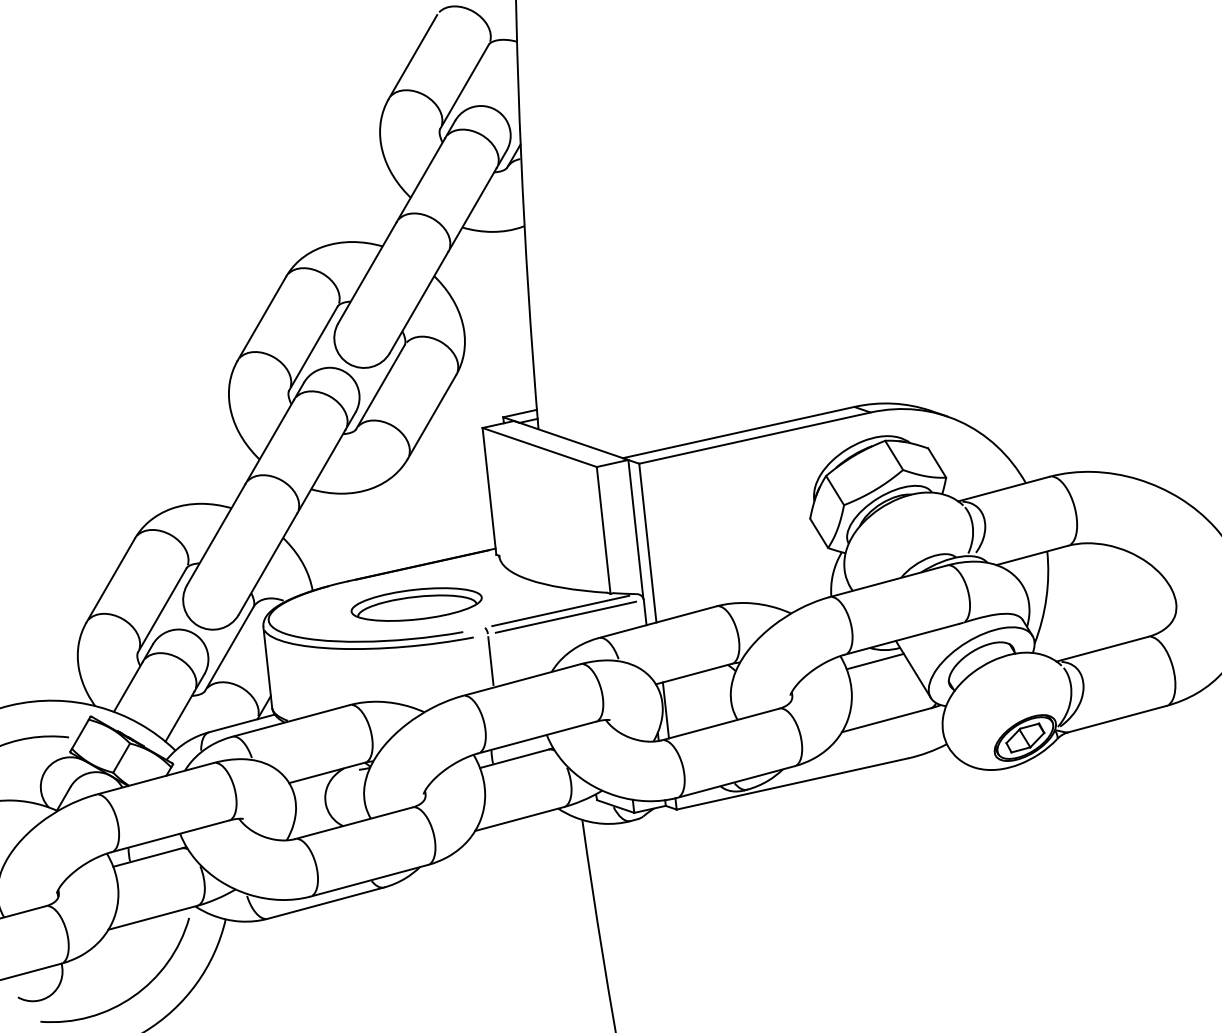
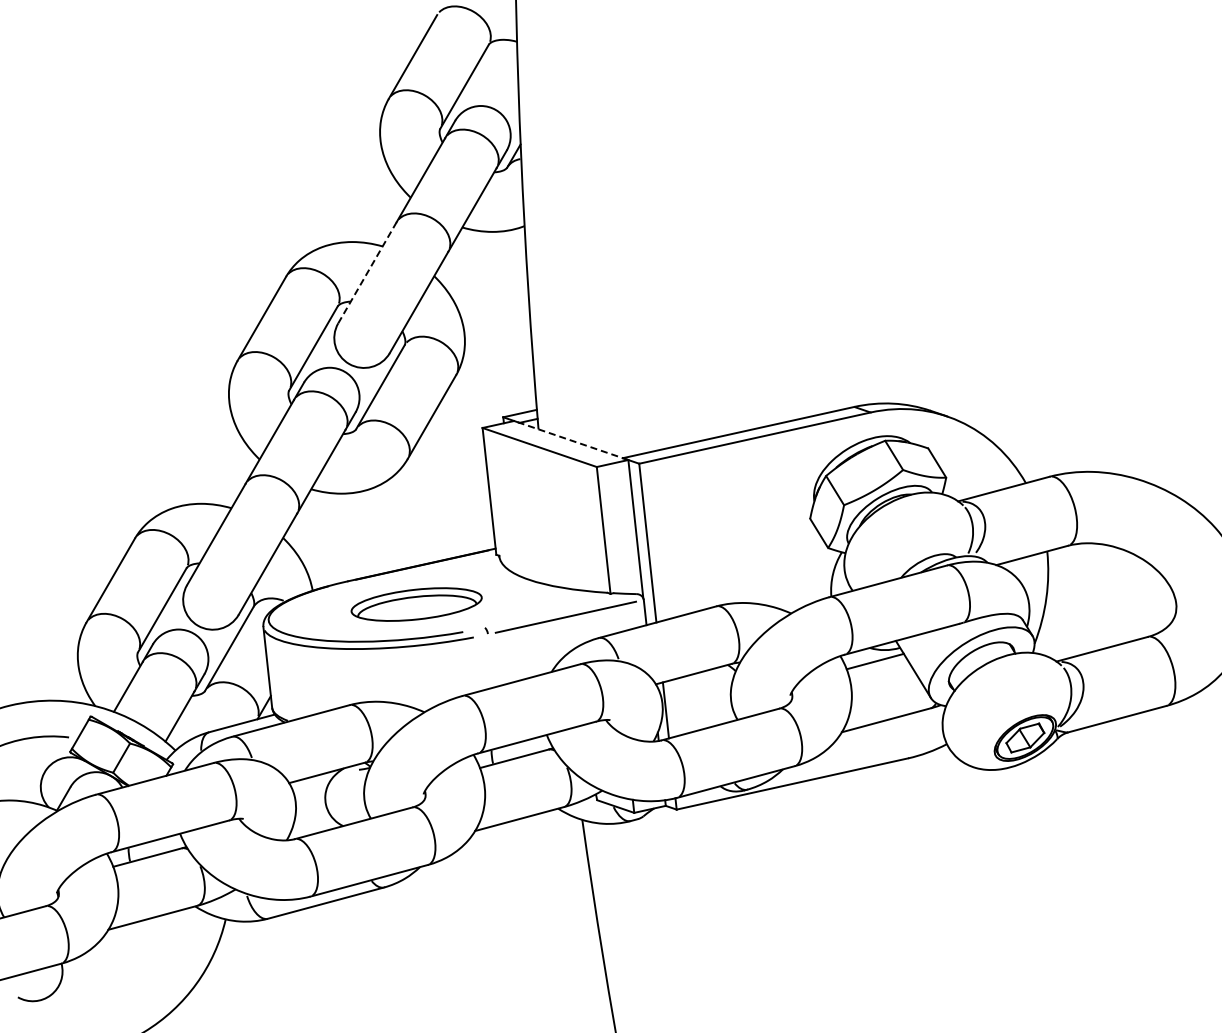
line: solid -> dashed (367, 273)
line: solid -> dashed (570, 440)
line: present -> none (560, 610)
line: present -> none (490, 660)
arc: present -> none (132, 995)
